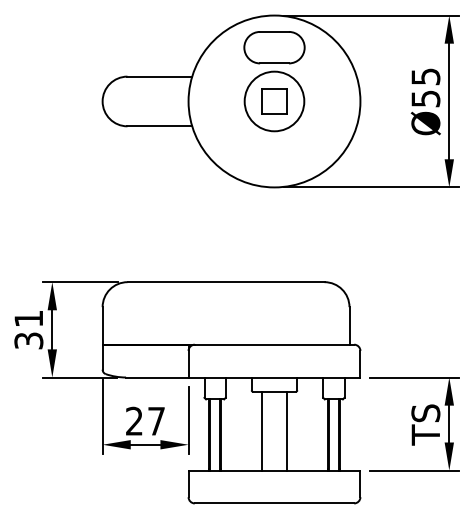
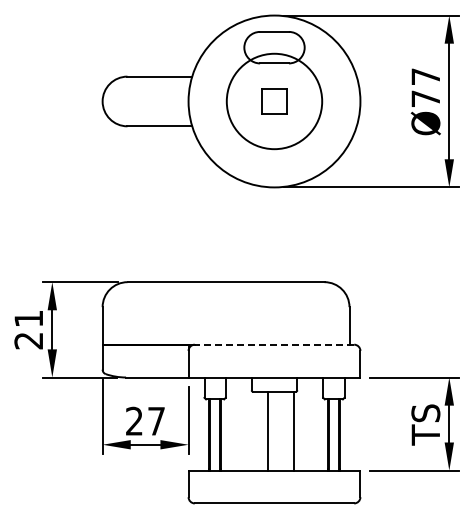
text: Ø55 -> Ø77 (425, 87)
circle diameter: 60 px -> 95 px (274, 101)
text: 31 -> 21 (28, 340)
line: solid -> dashed (274, 344)
line position: (261, 430) -> (267, 430) (267, 430)
line position: (286, 430) -> (293, 430) (293, 430)
